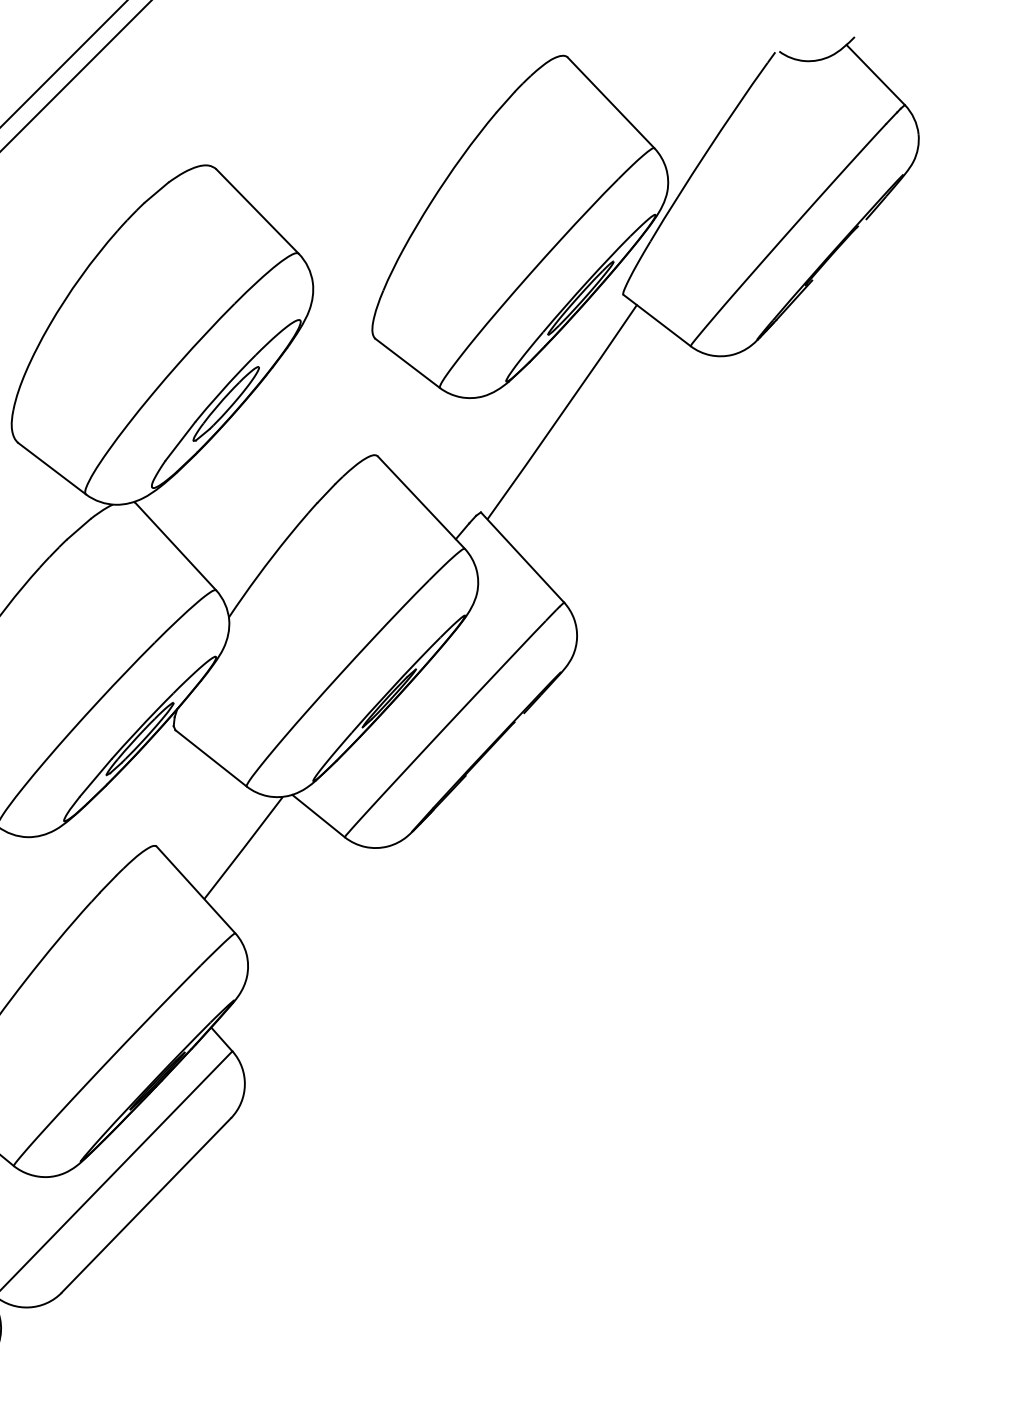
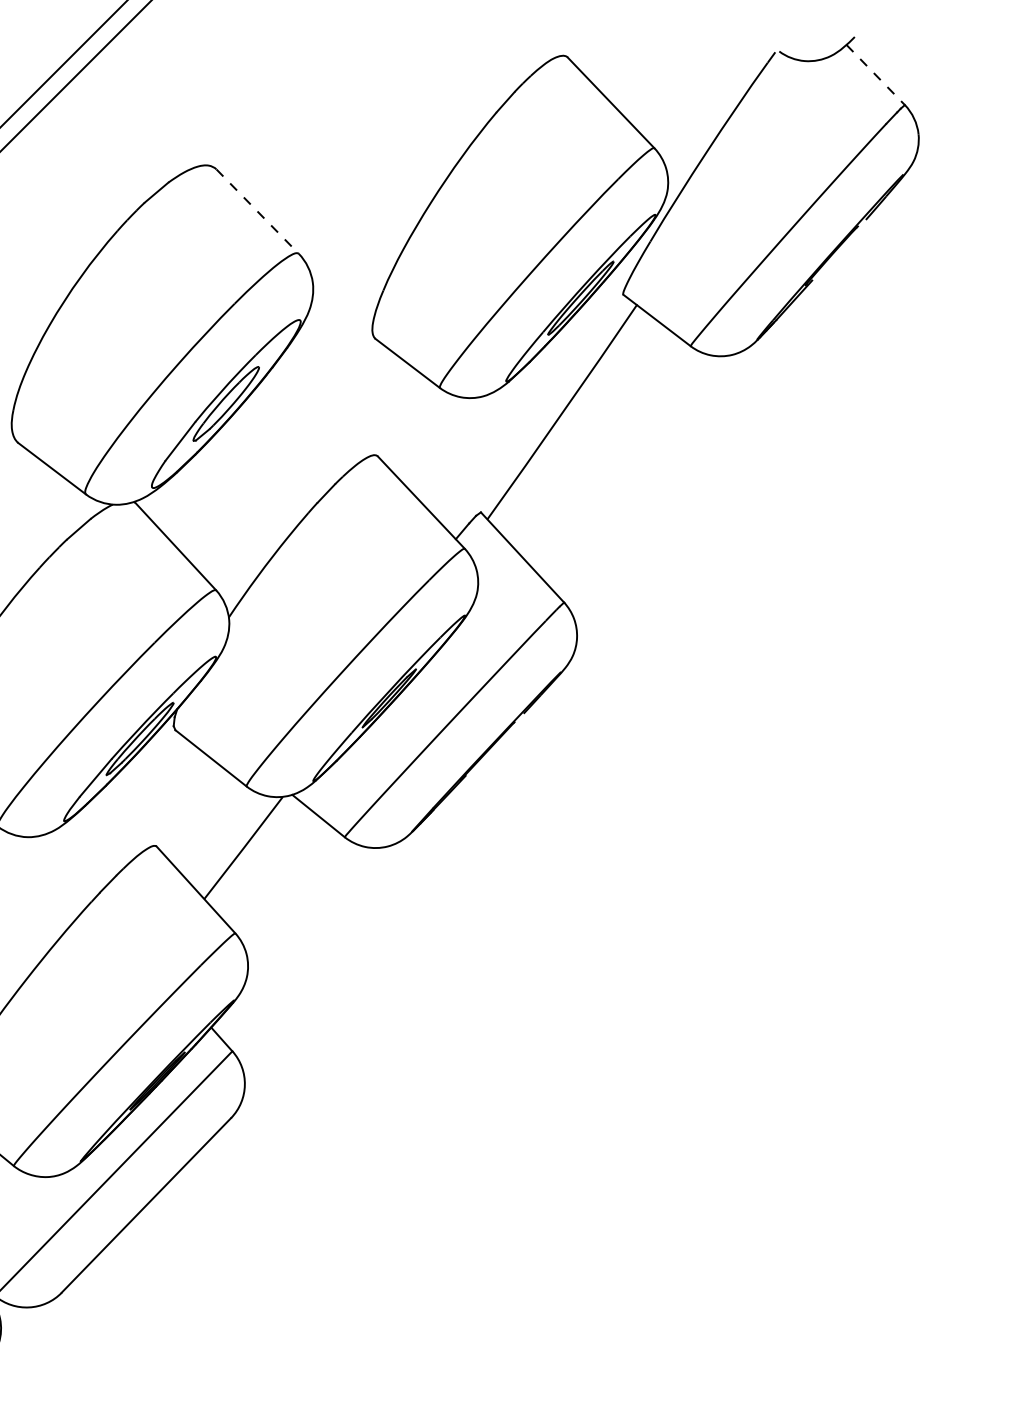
line: solid -> dashed (875, 75)
line: solid -> dashed (257, 211)
